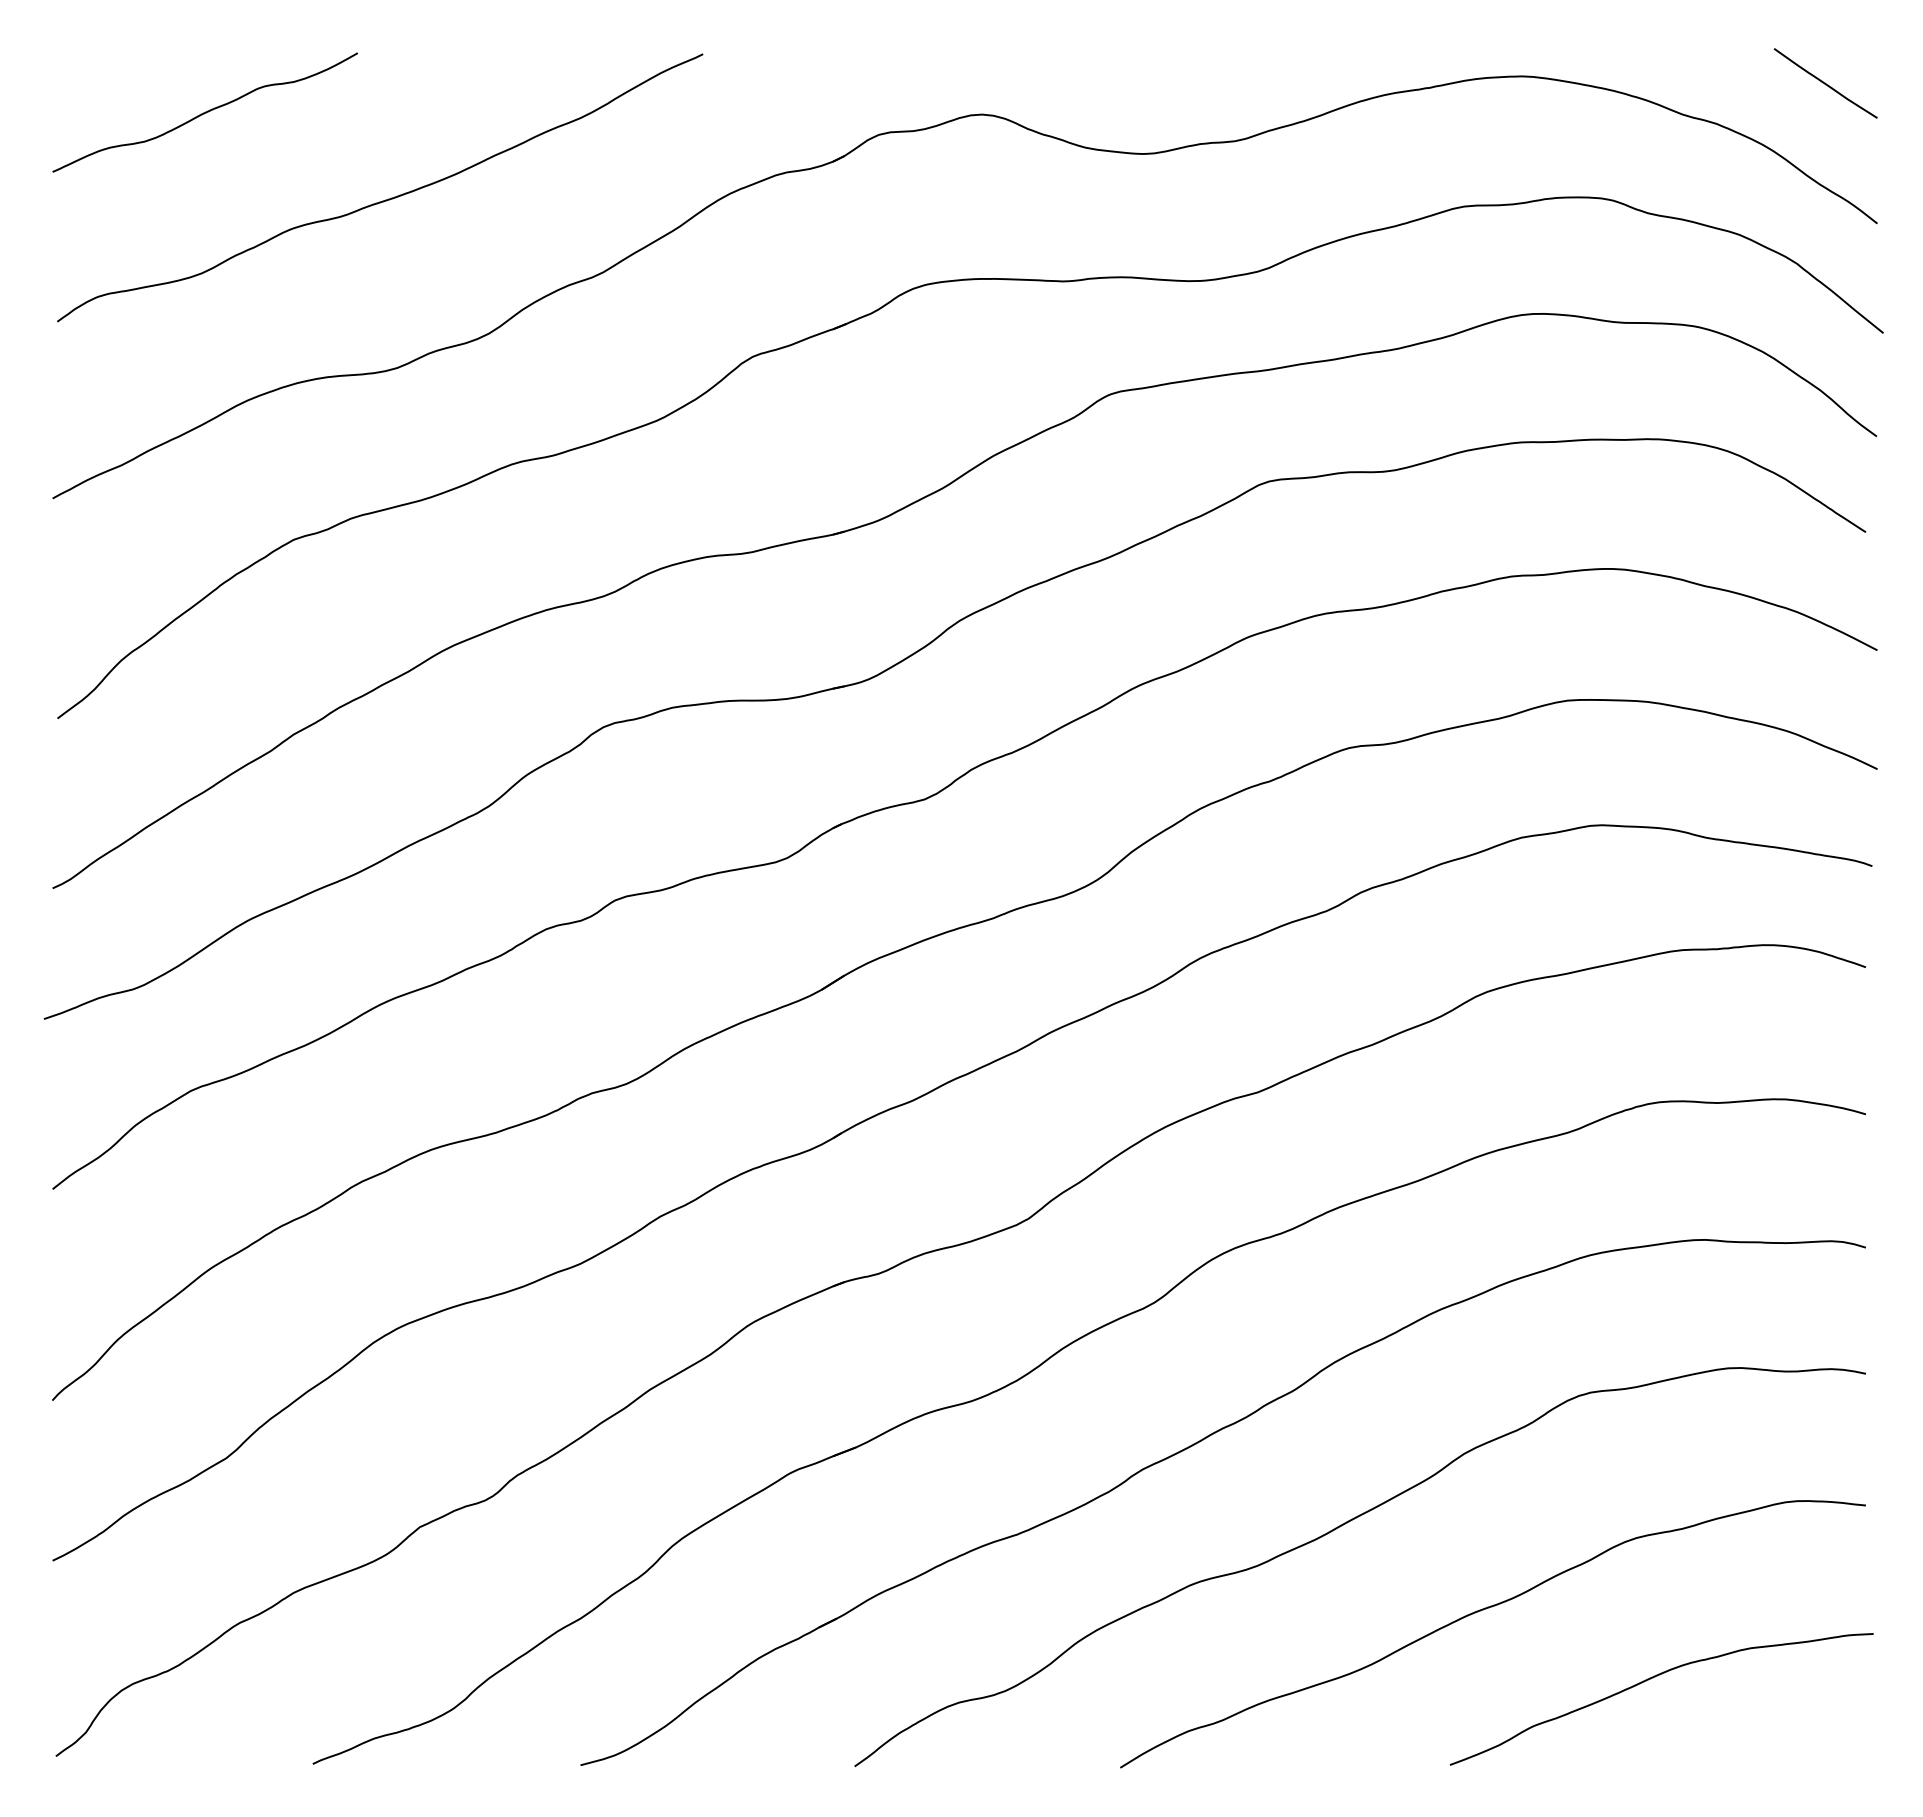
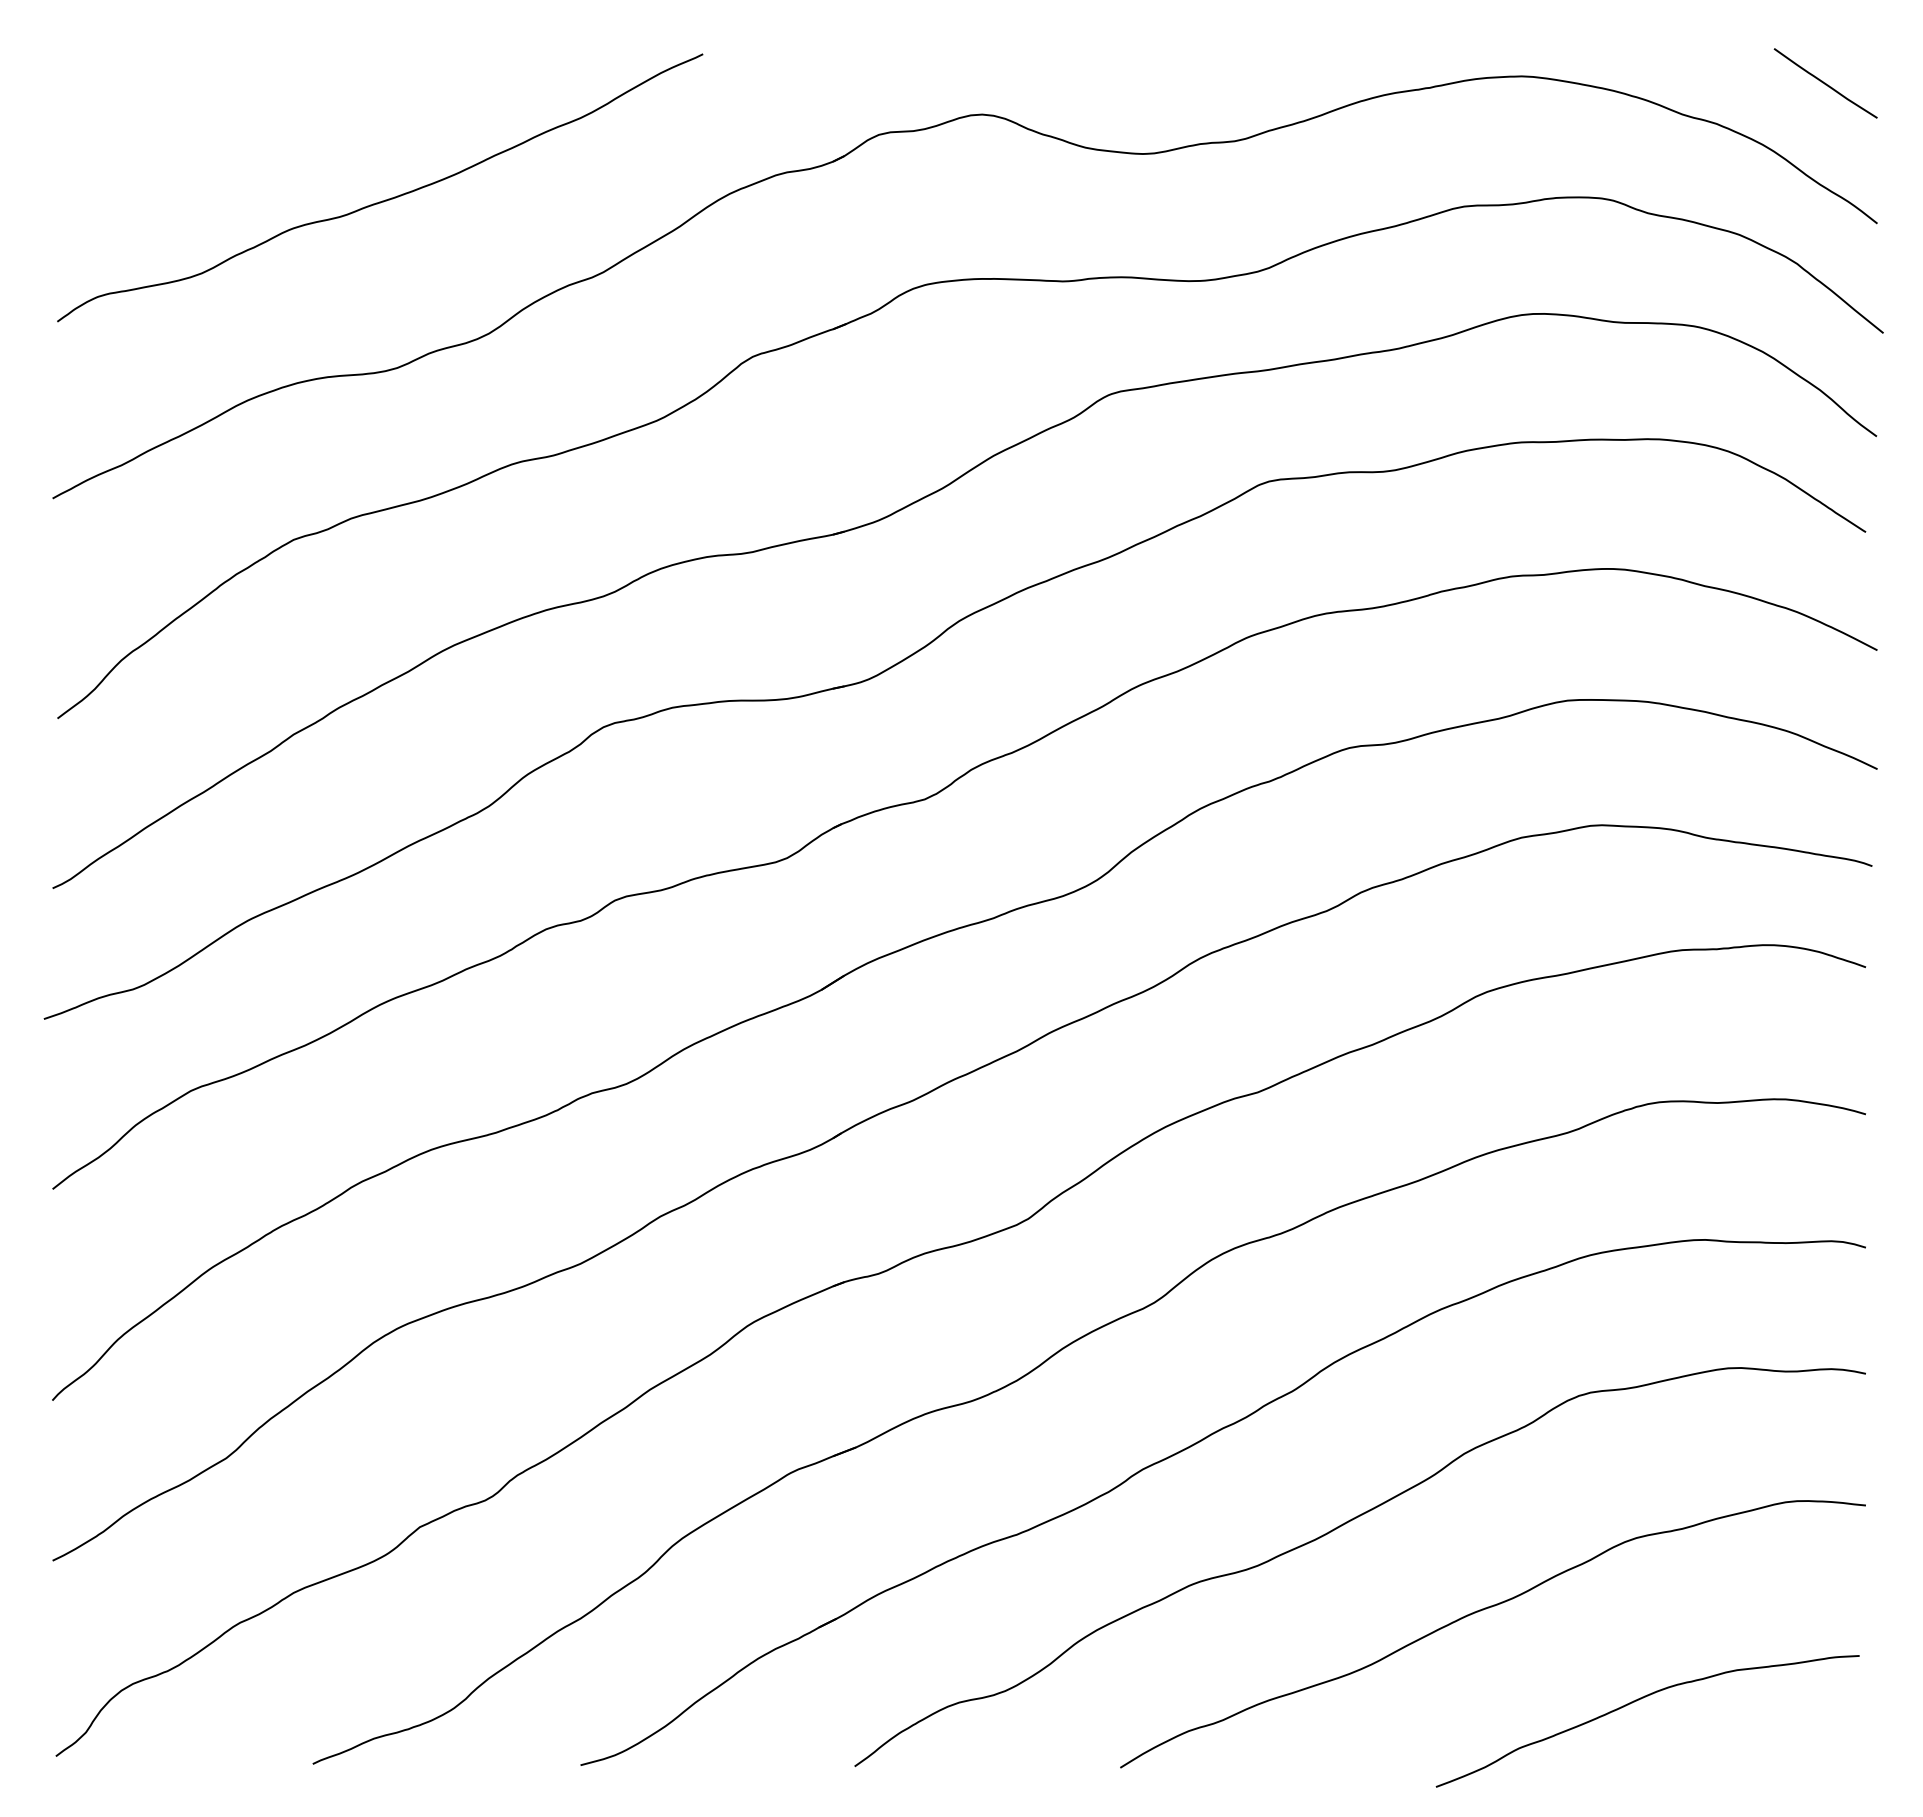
curve: present -> none (204, 112)
curve position: (1653, 1678) -> (1639, 1700) (1639, 1700)
